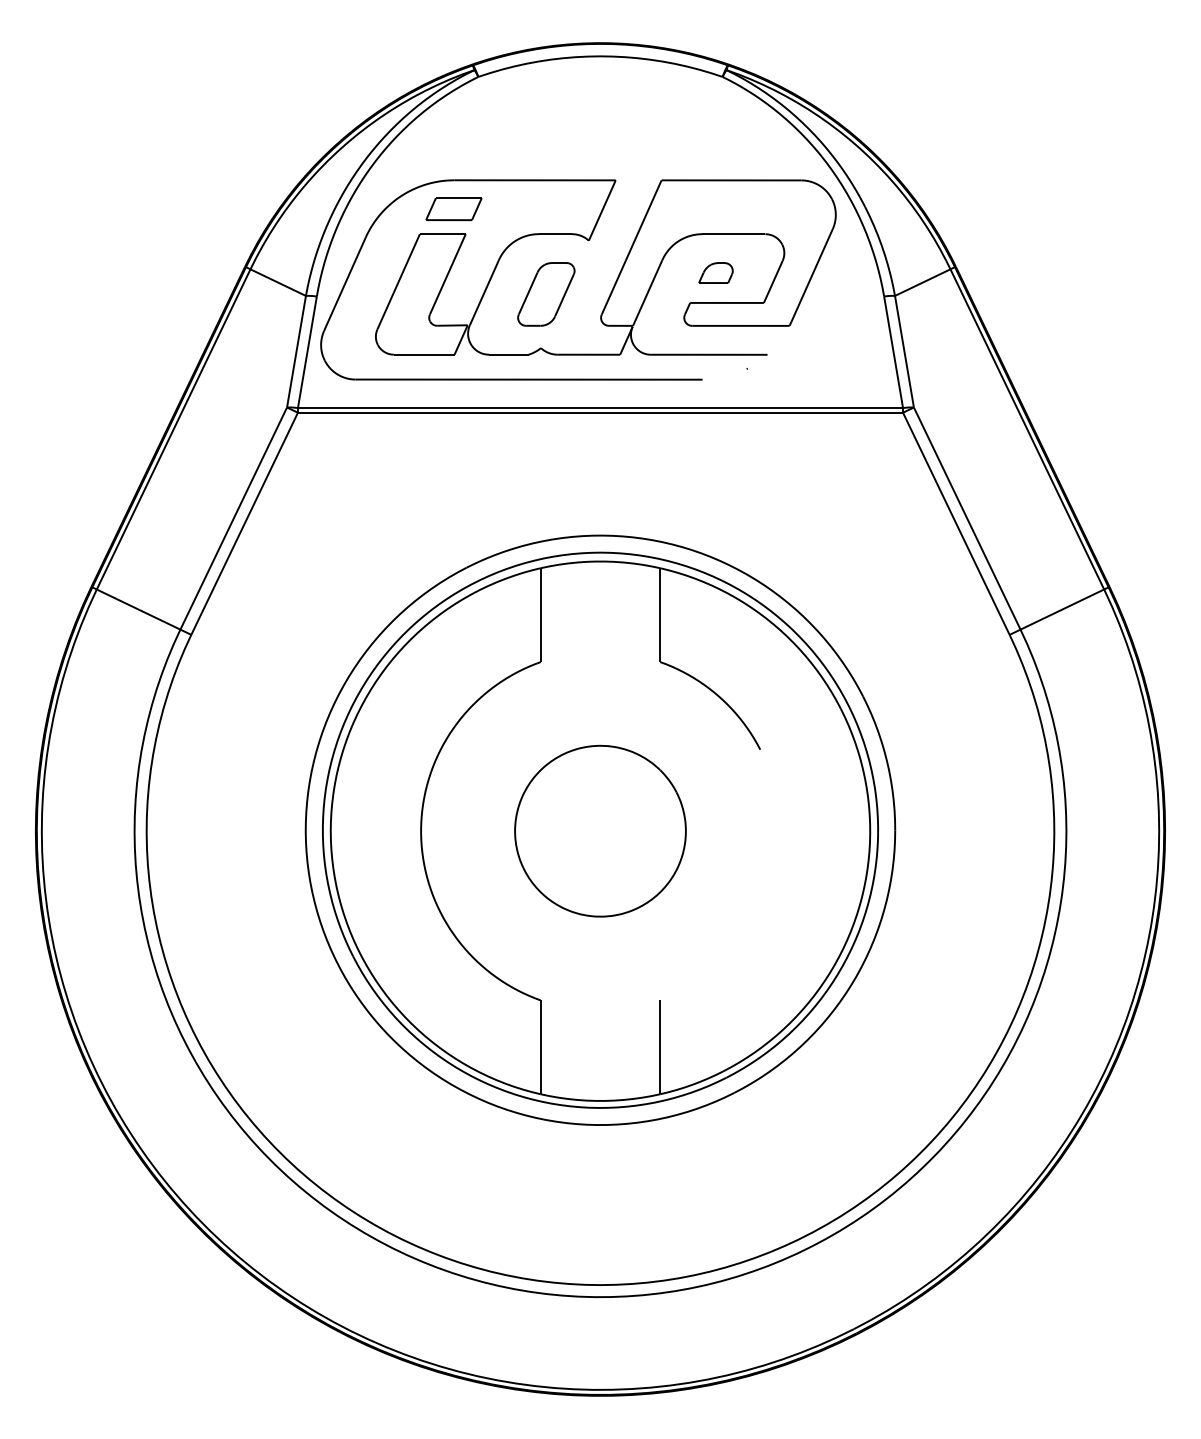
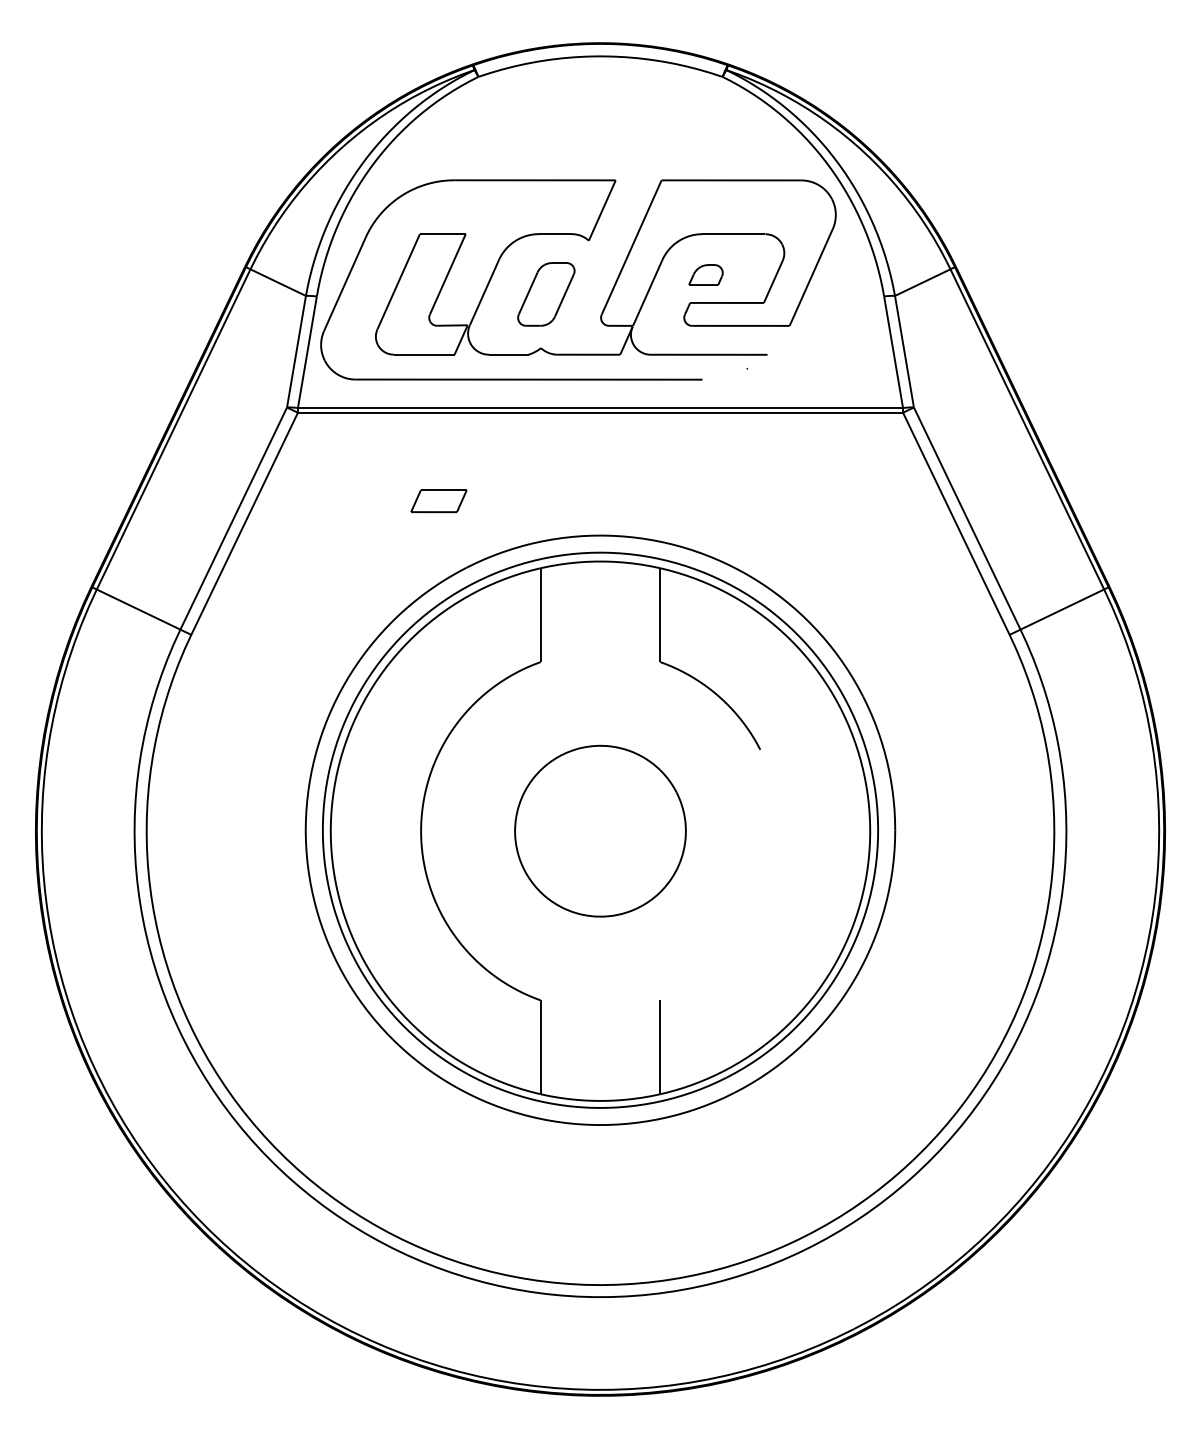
part position: (453, 209) -> (438, 501) (438, 501)
part position: (715, 272) -> (705, 274) (705, 274)
